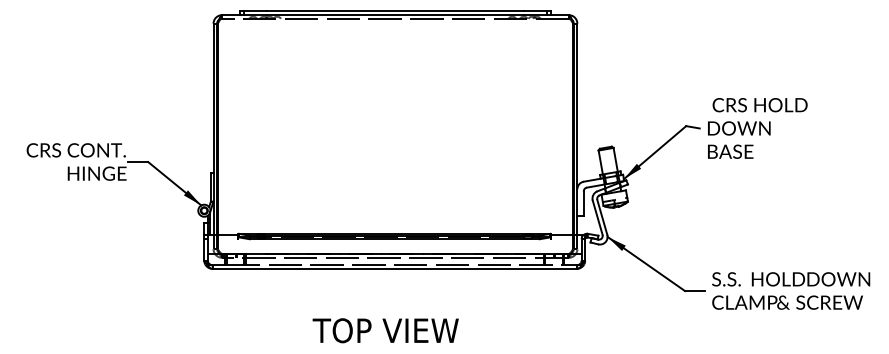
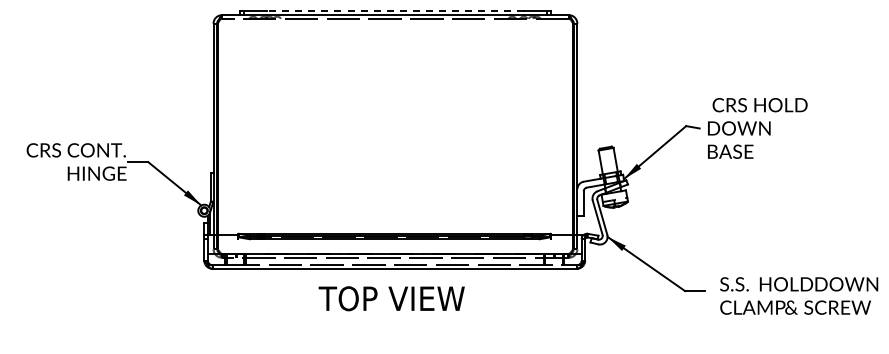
line: solid -> dashed (395, 10)
text position: (791, 290) -> (799, 295) (799, 295)
text position: (385, 330) -> (391, 298) (391, 298)
